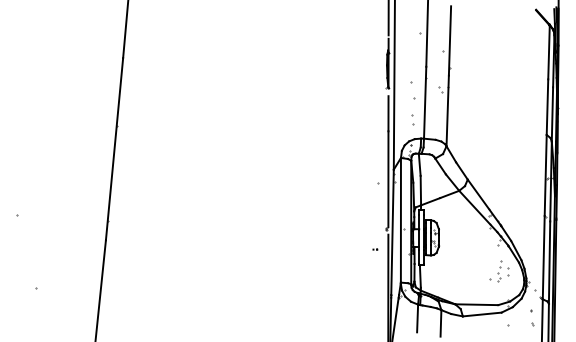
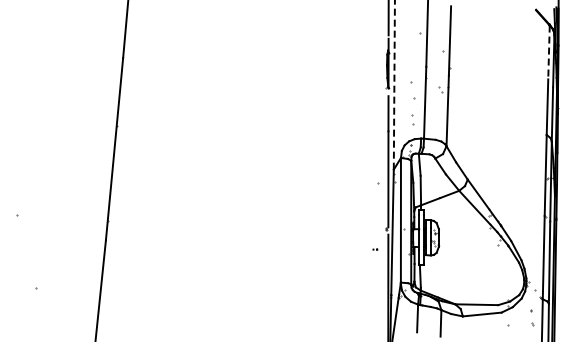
line: solid -> dashed (549, 52)
line: solid -> dashed (394, 84)
part: present -> none (499, 271)
